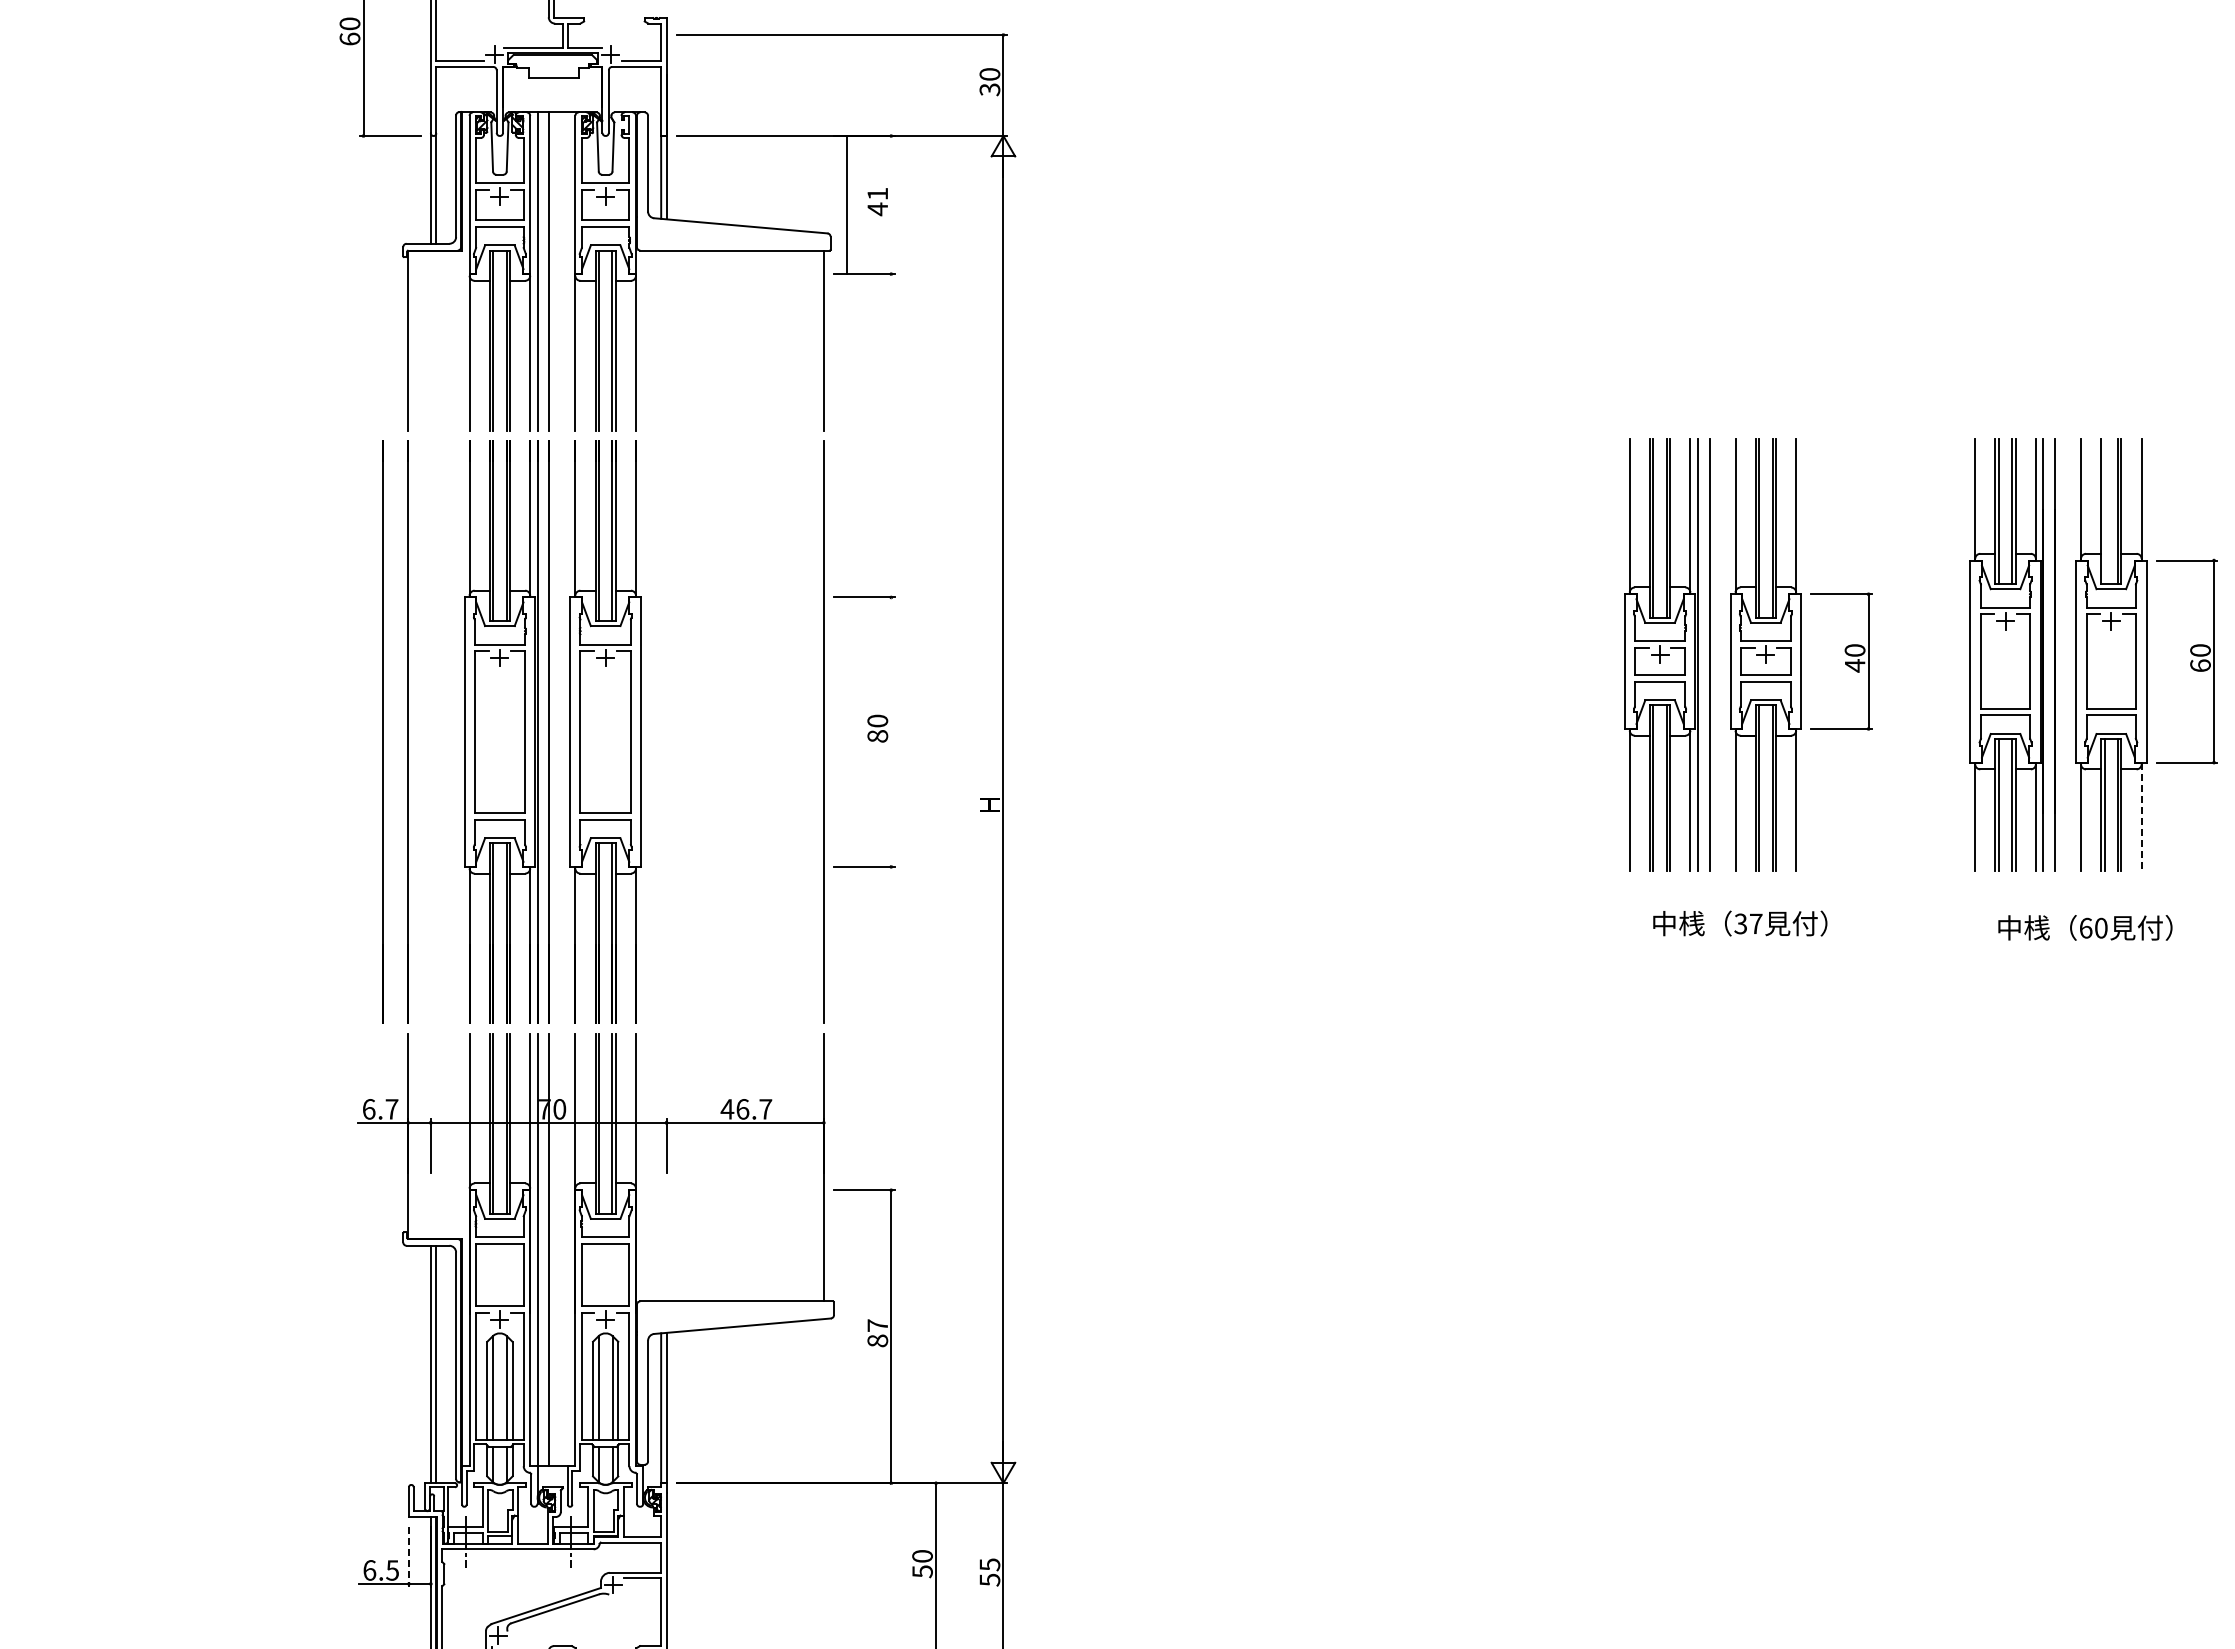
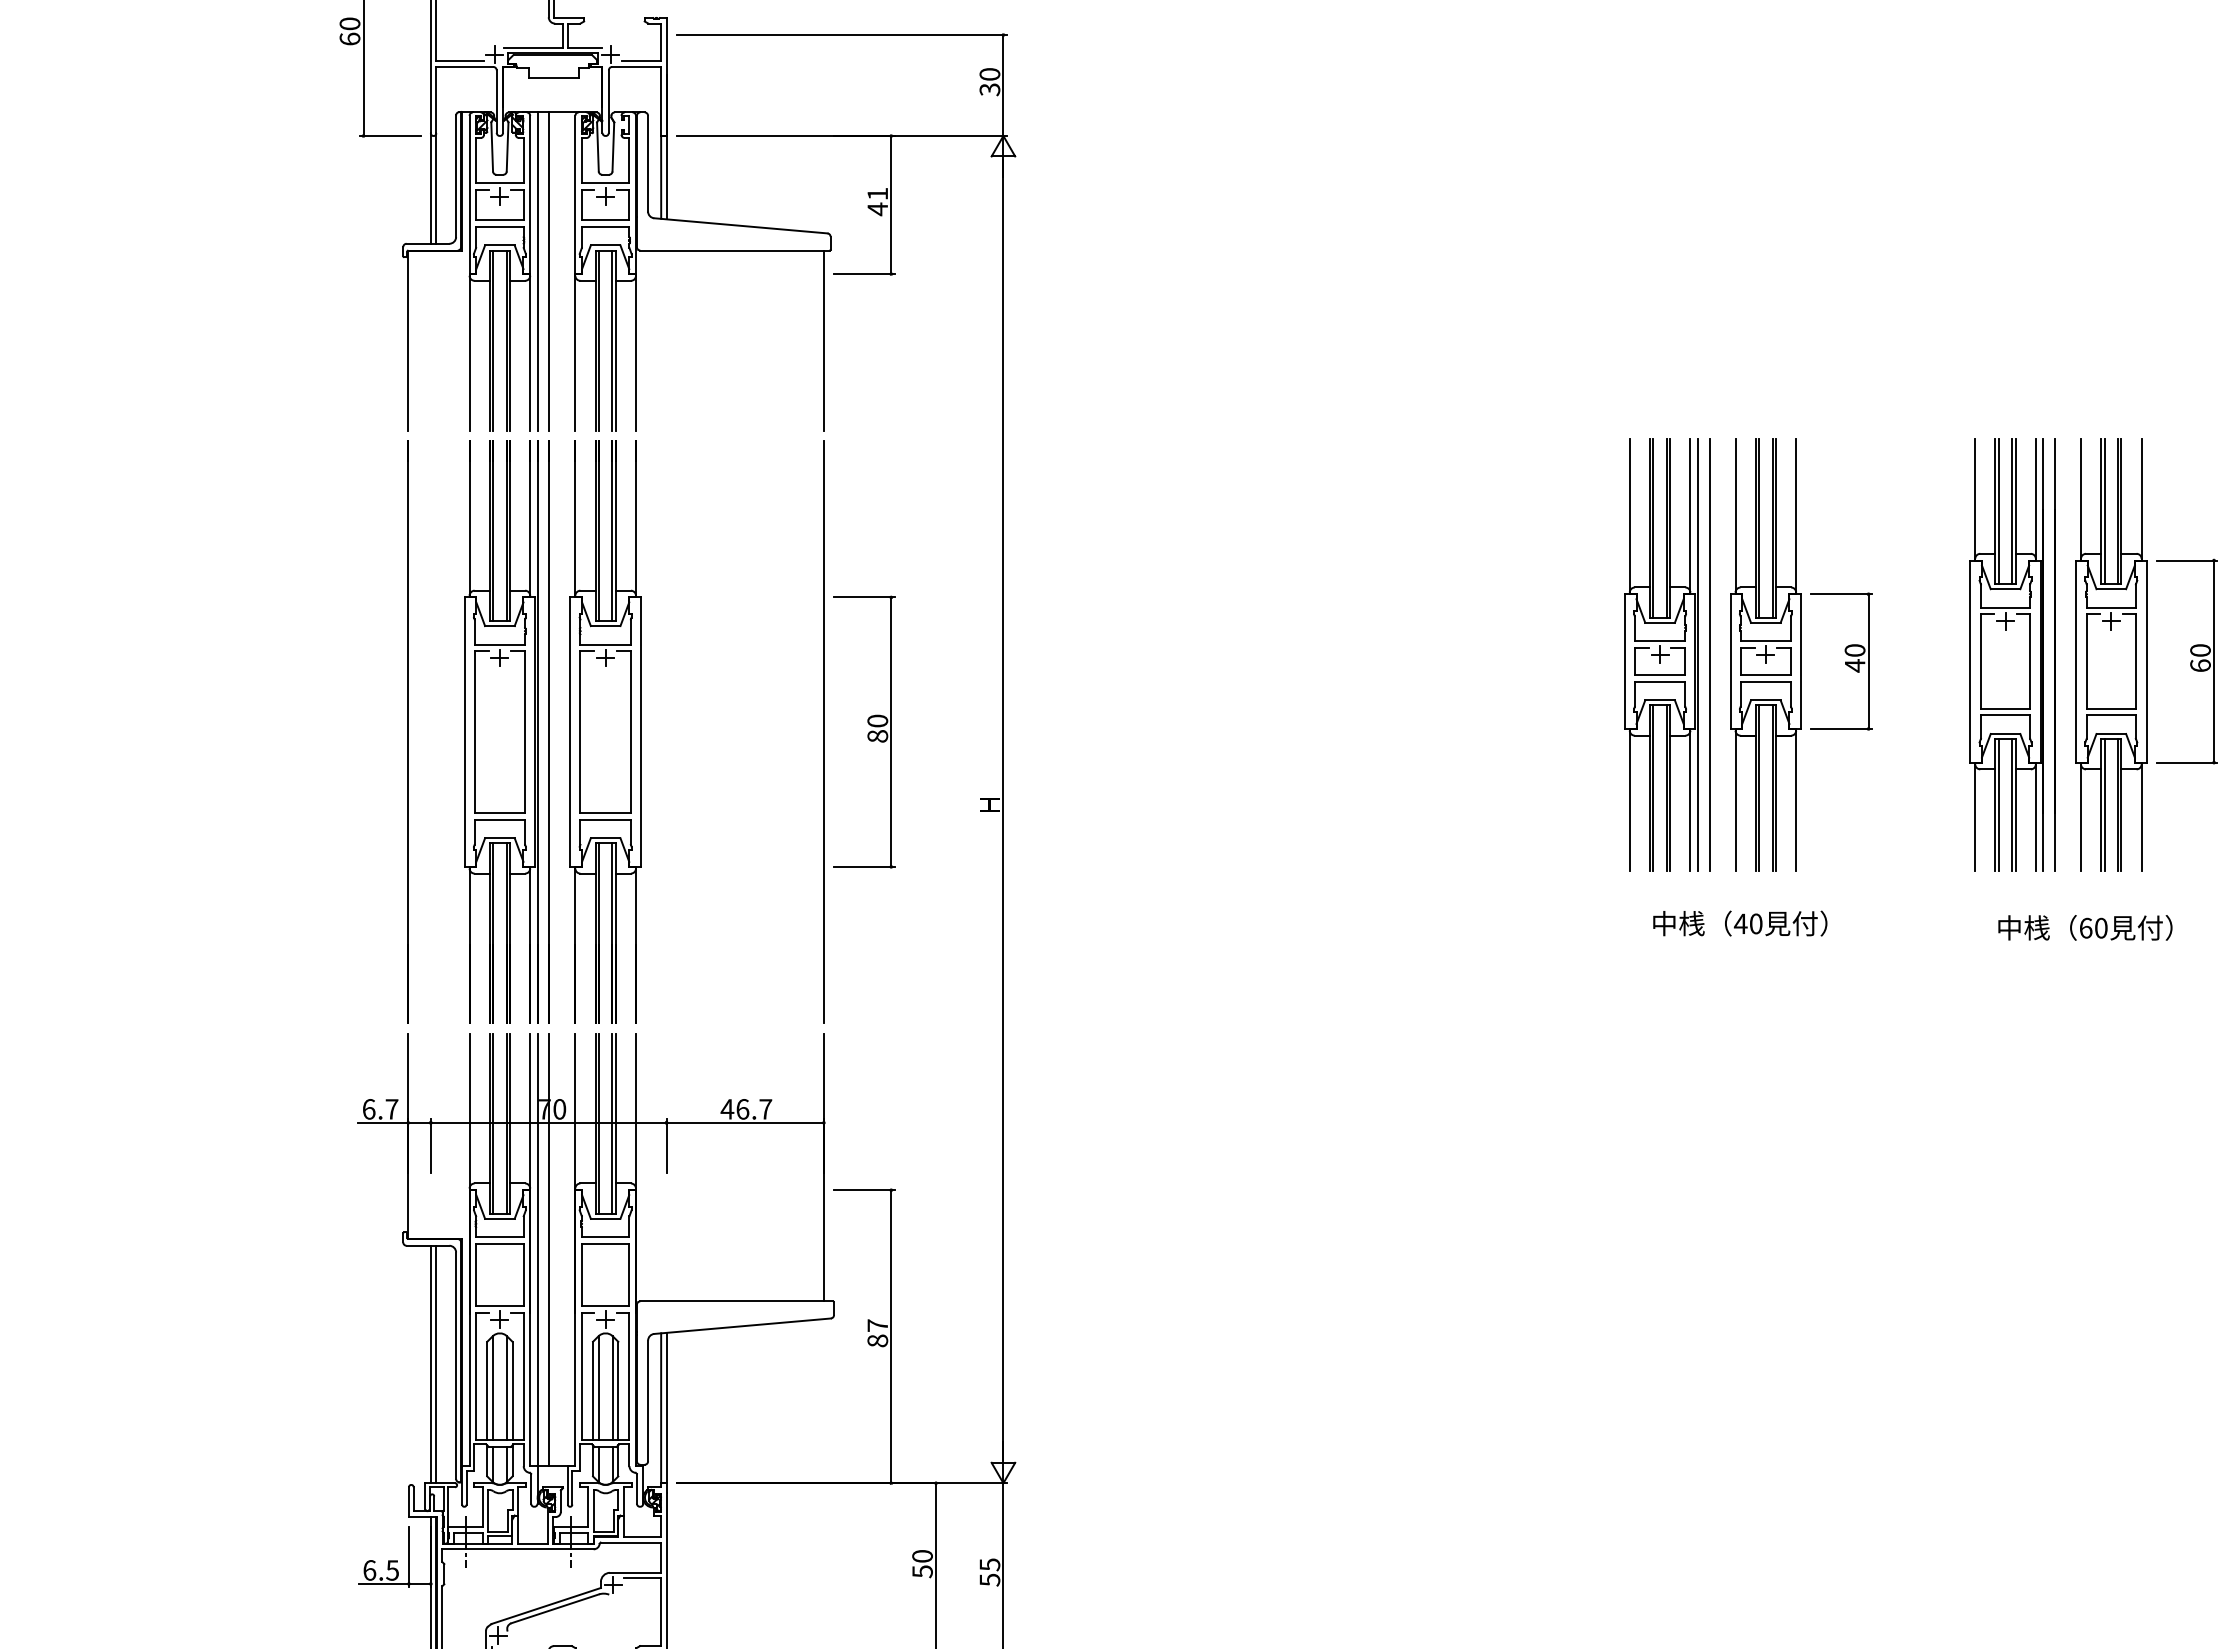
line position: (847, 205) -> (891, 205) (891, 205)
line: none -> present (2104, 511)
line: present -> none (382, 731)
line: none -> present (891, 731)
line: dashed -> solid (2141, 817)
text: 37 -> 40 (1747, 923)
line: dashed -> solid (408, 1557)
